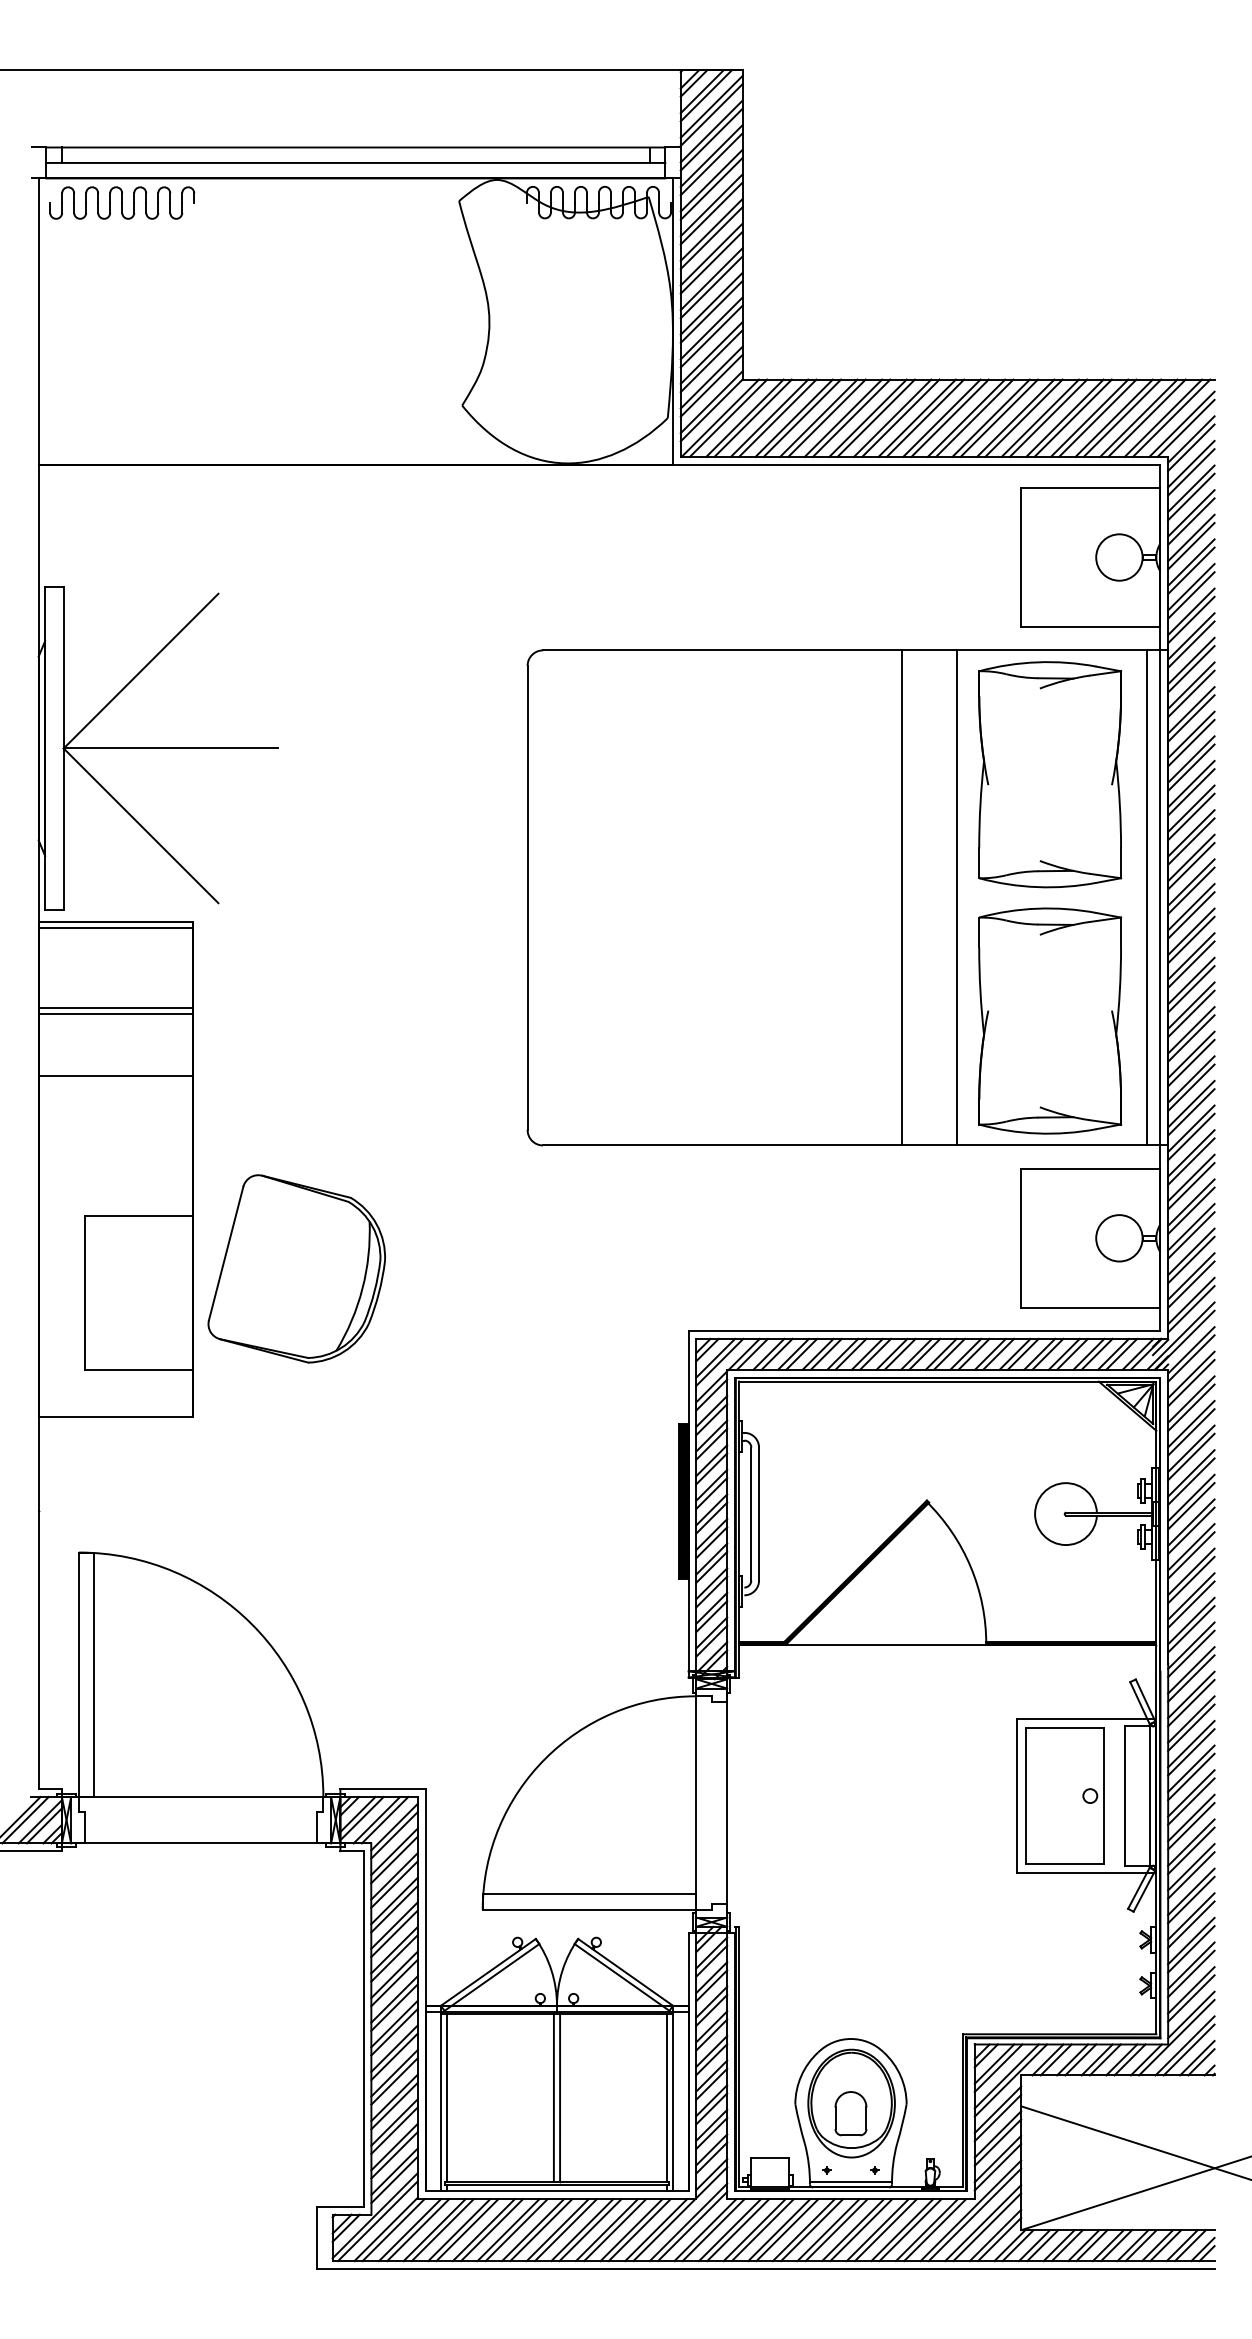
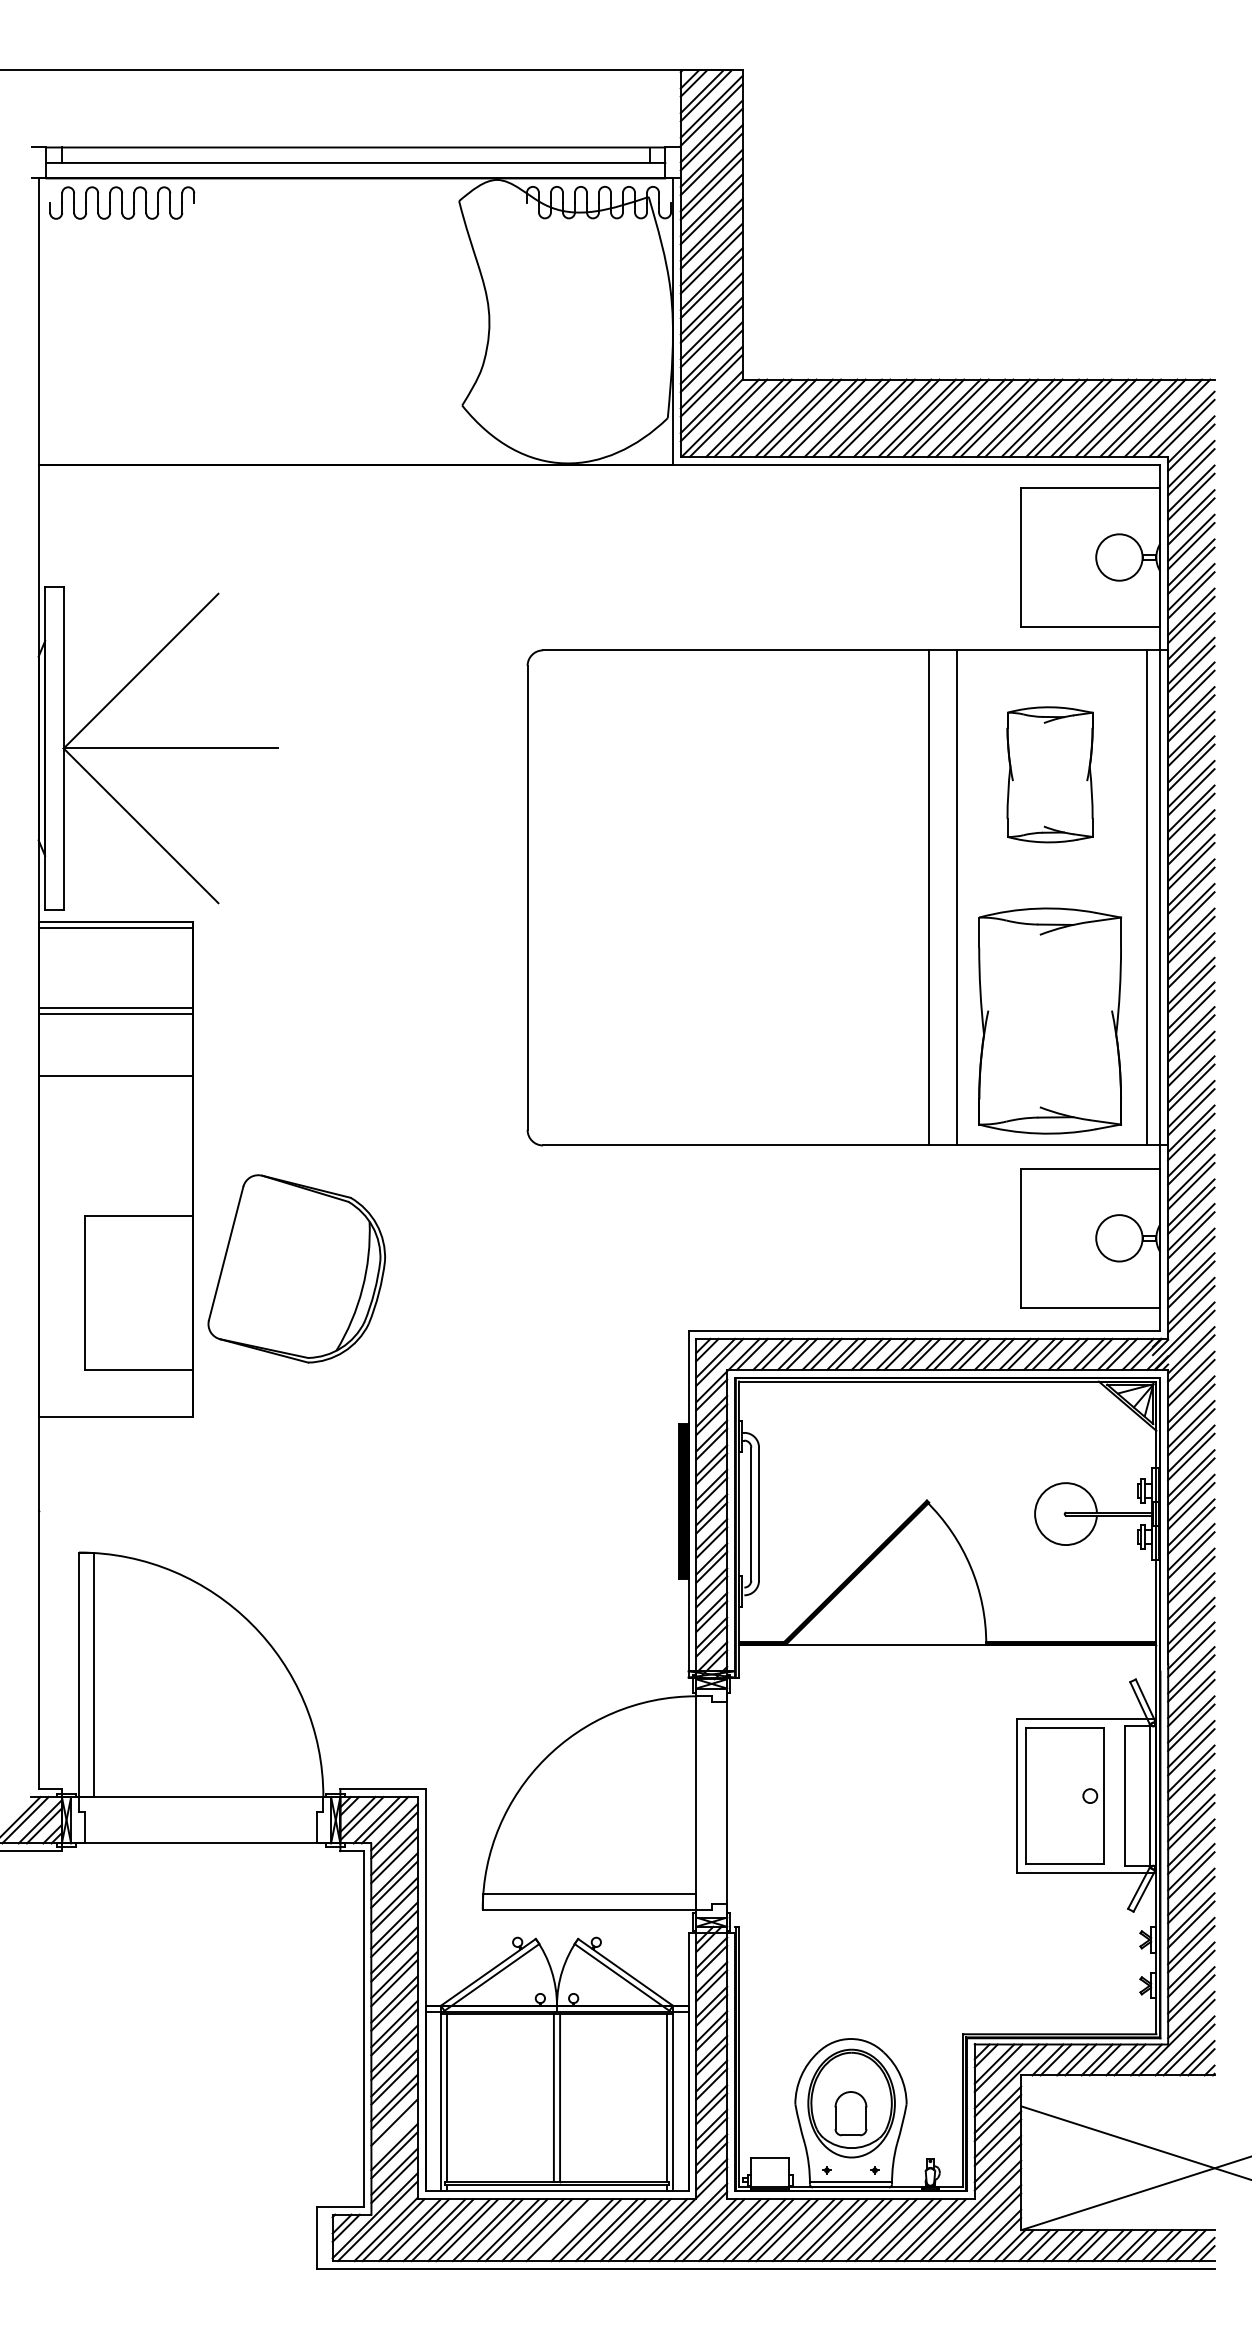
part size: 144x228 px -> 88x138 px (1049, 774)
line position: (902, 897) -> (929, 897) (929, 897)
line: present -> none (394, 2130)
line: present -> none (565, 2230)
